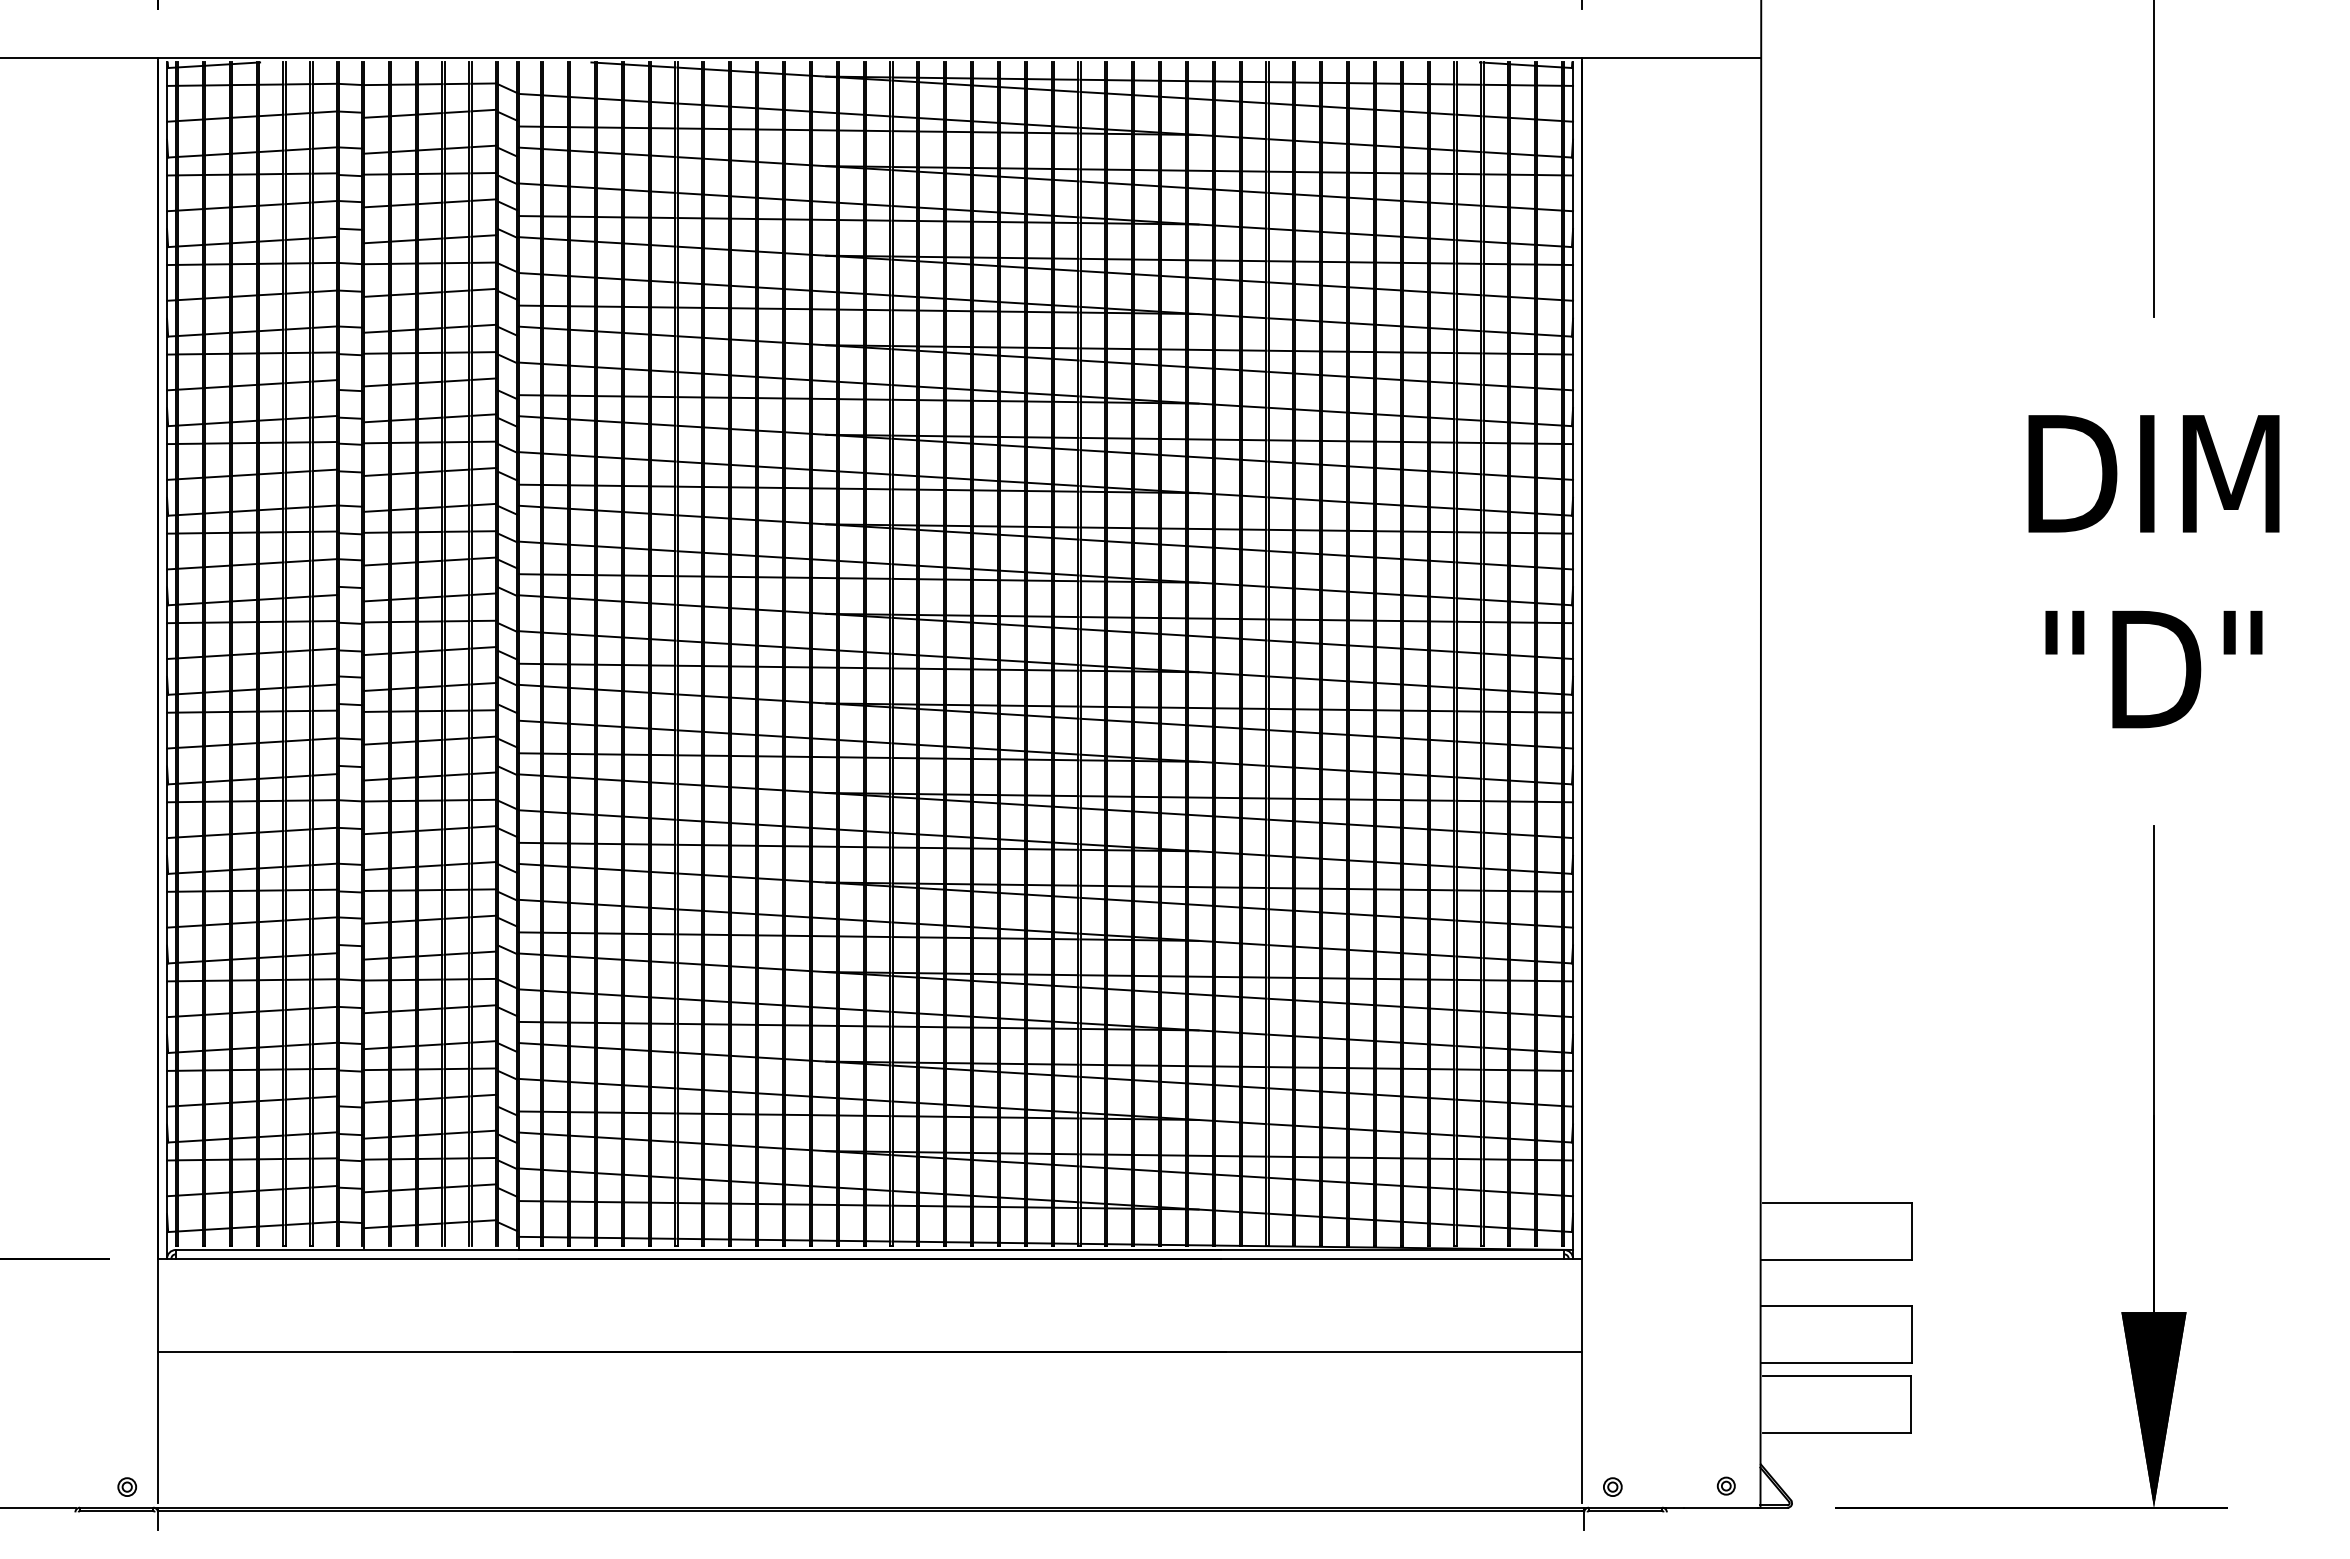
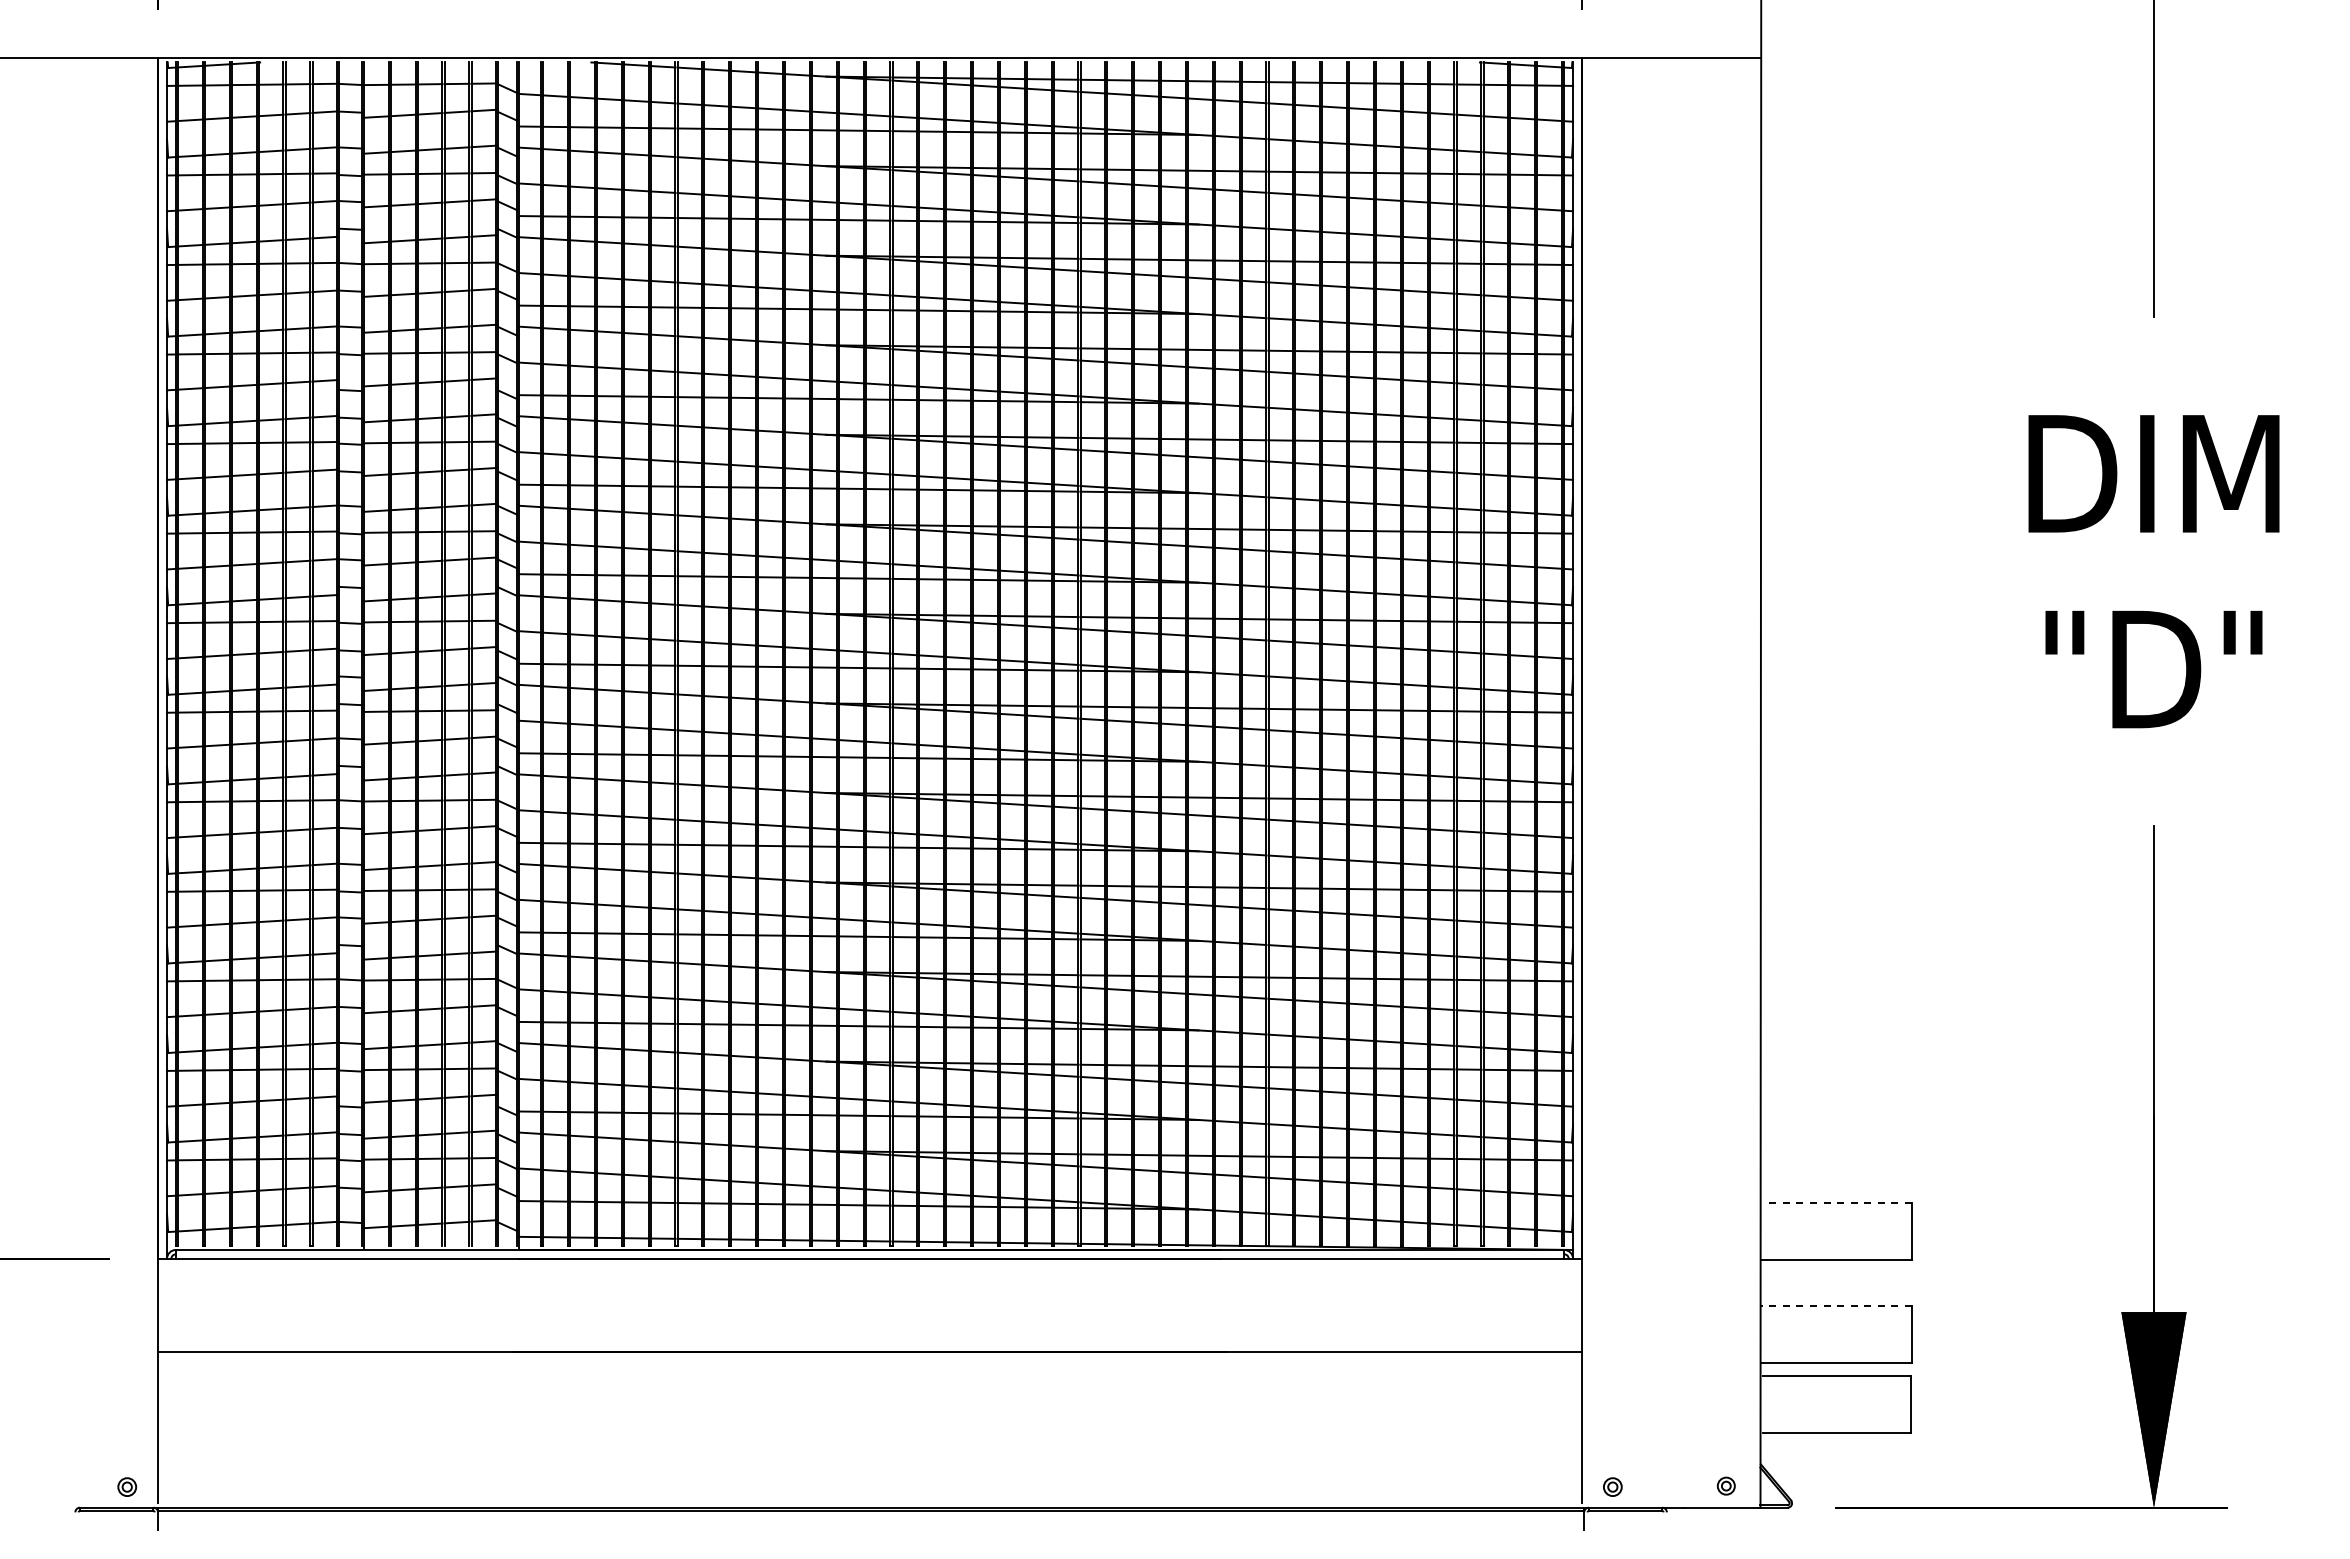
line: solid -> dashed (1836, 1202)
line: solid -> dashed (1836, 1306)
line: present -> none (39, 1507)
